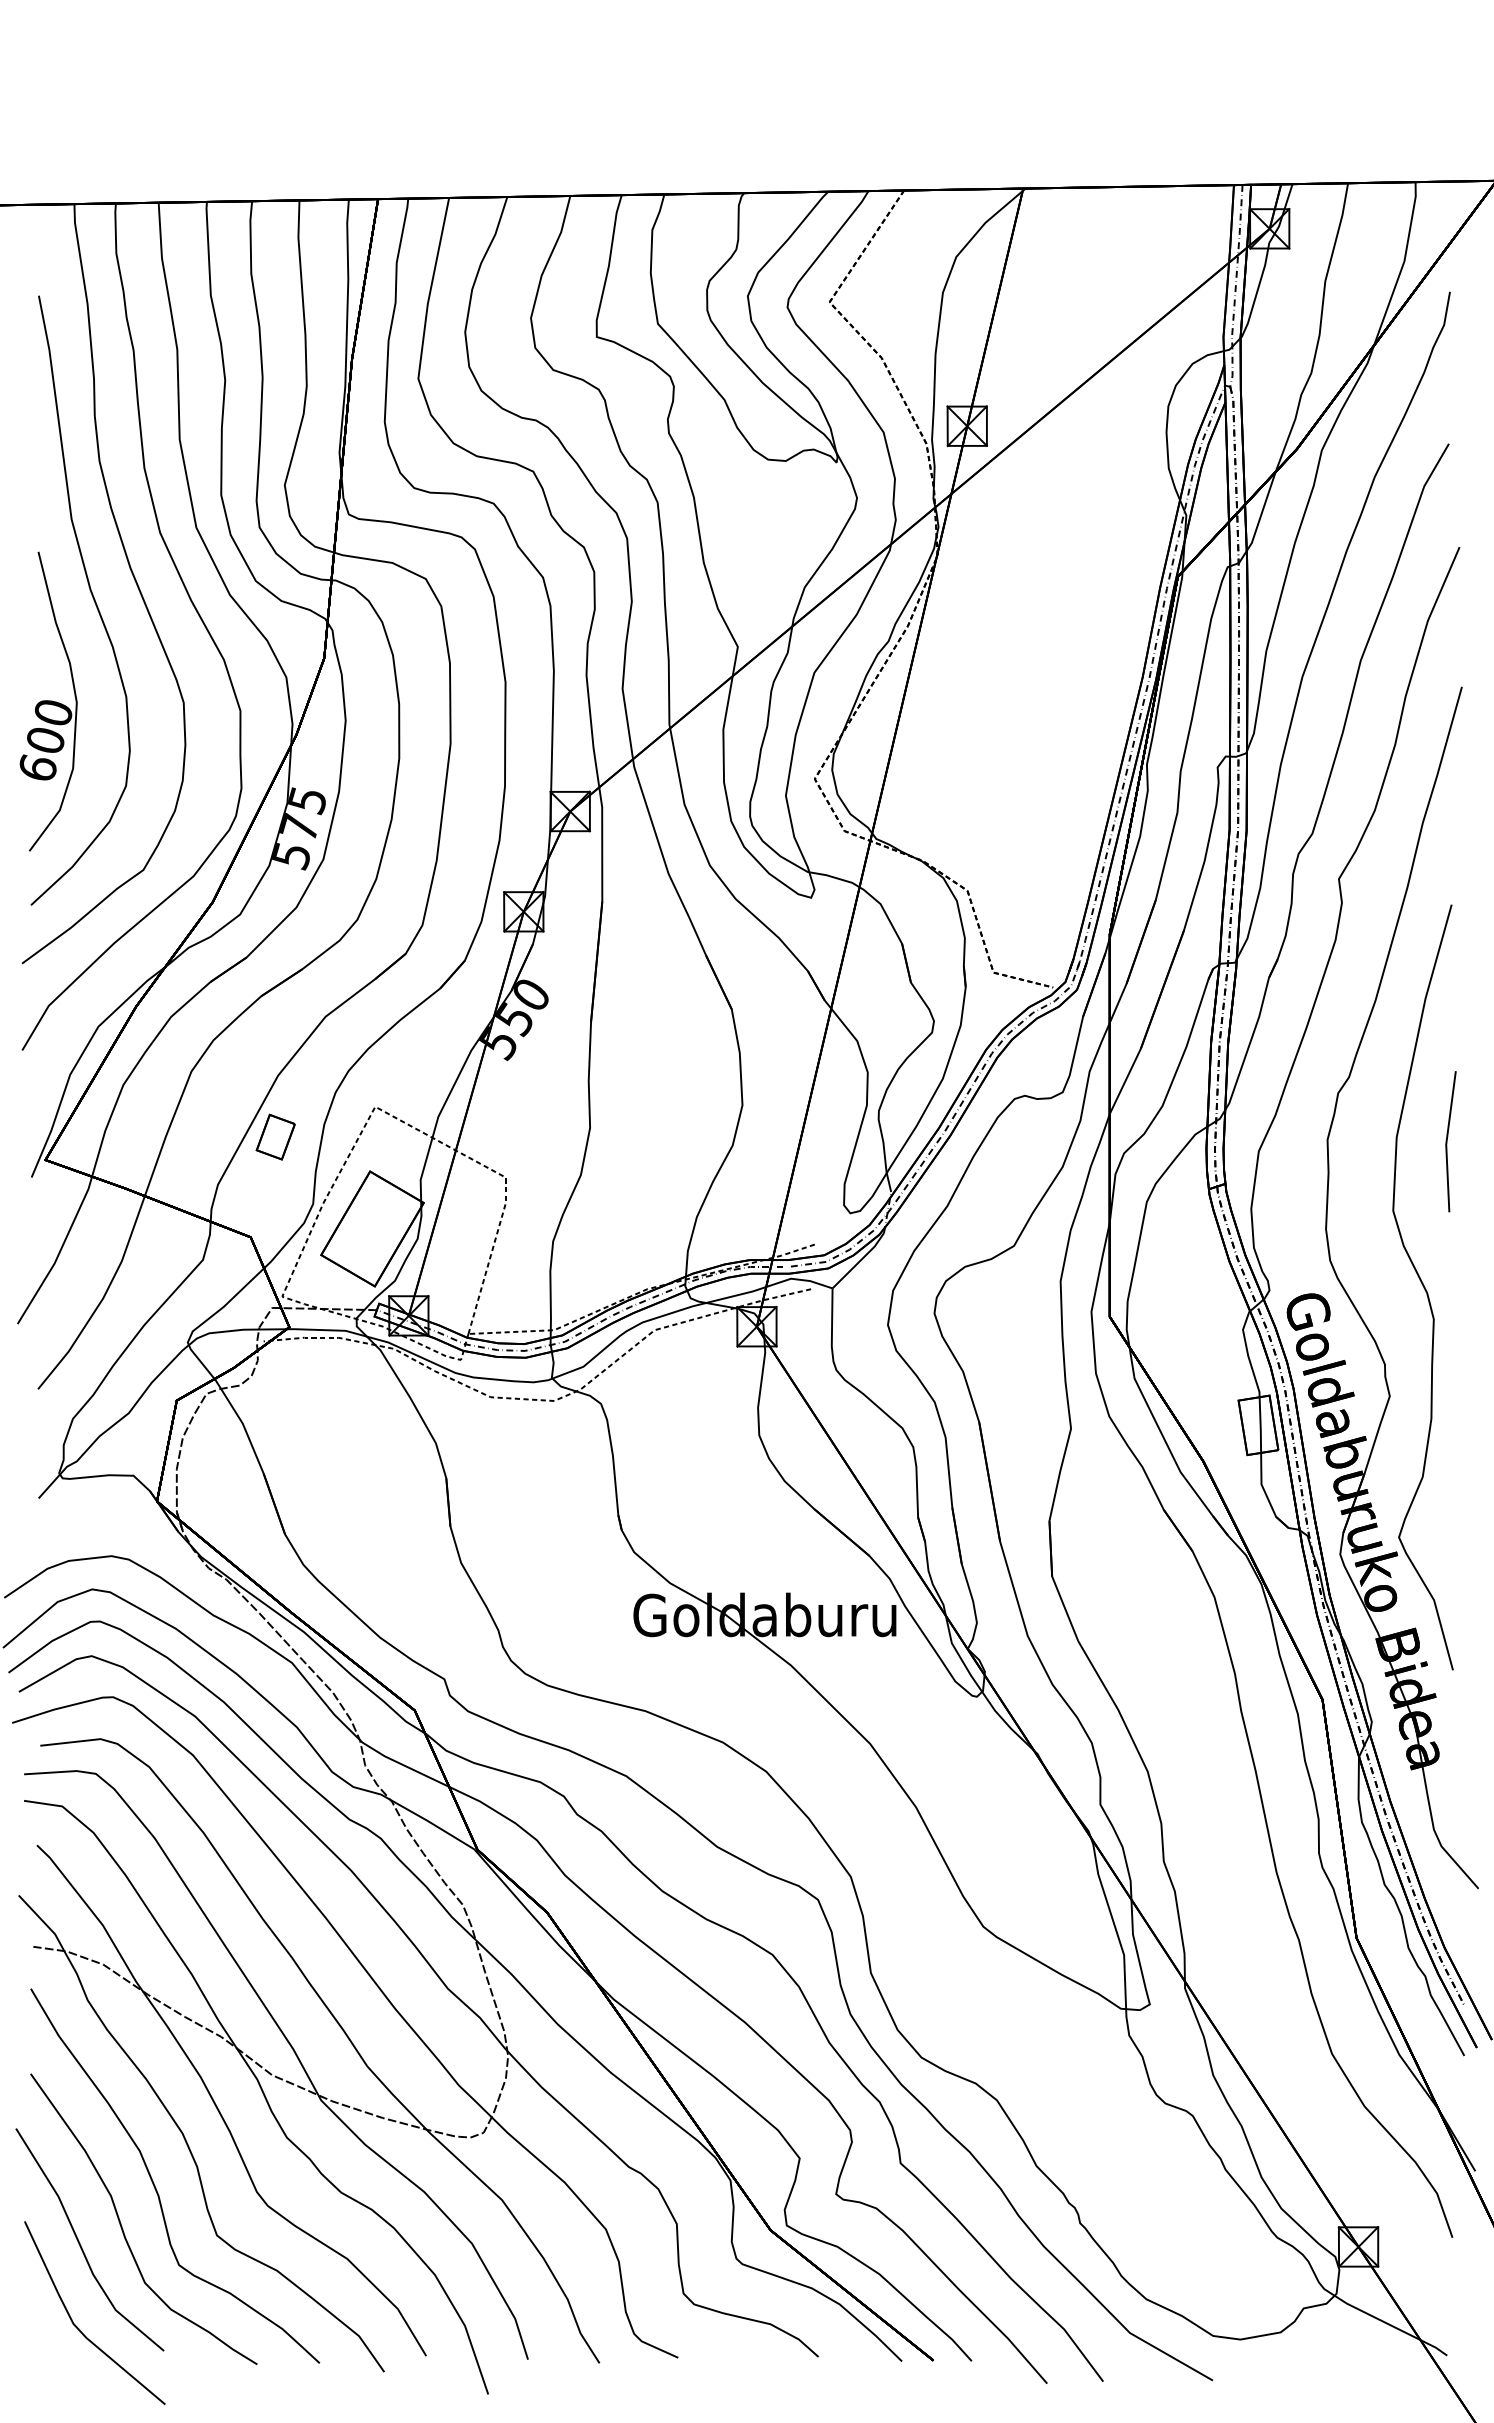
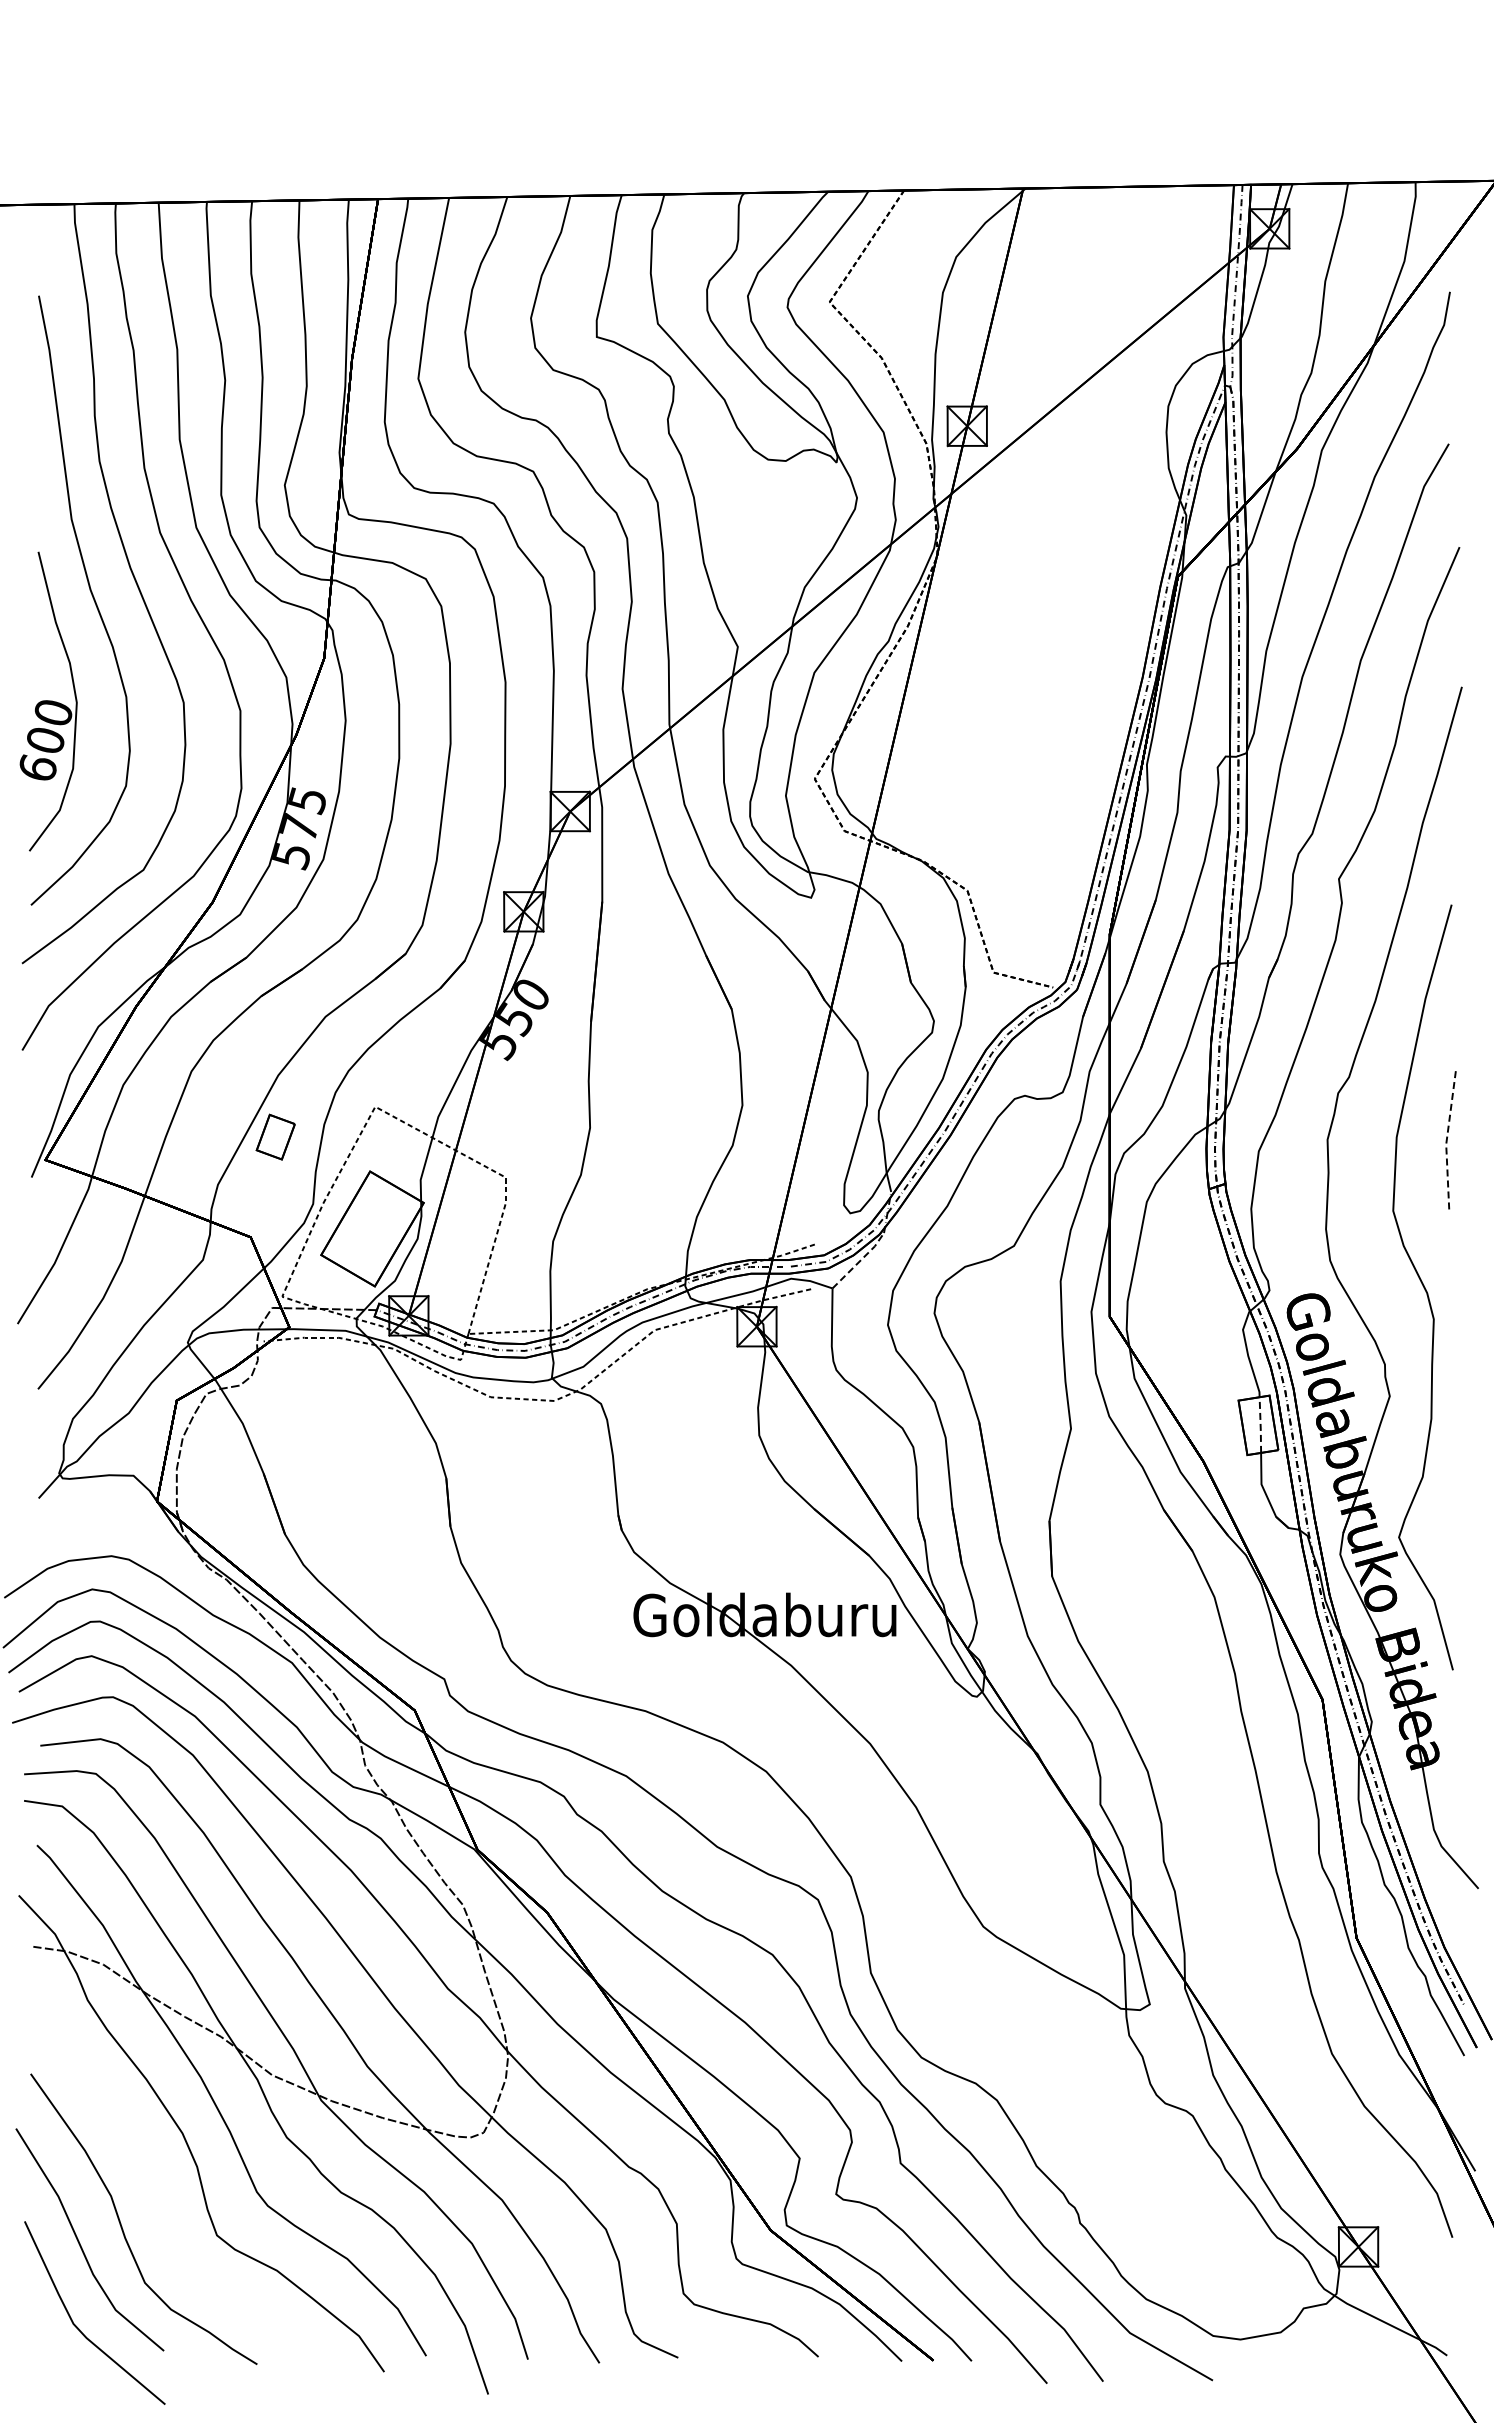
line: solid -> dashed (1446, 1141)
line: solid -> dashed (860, 1261)
line: solid -> dashed (1260, 1425)
curve: present -> none (155, 2185)
